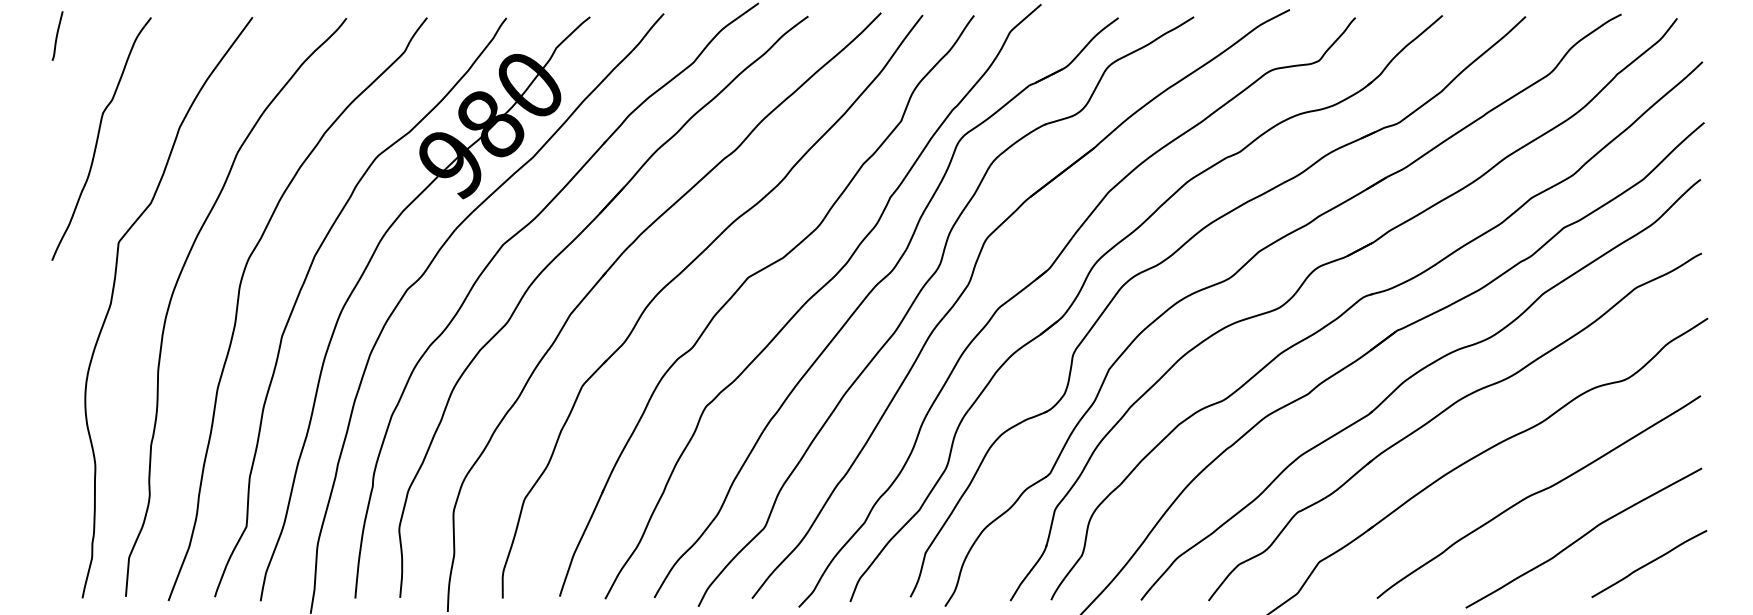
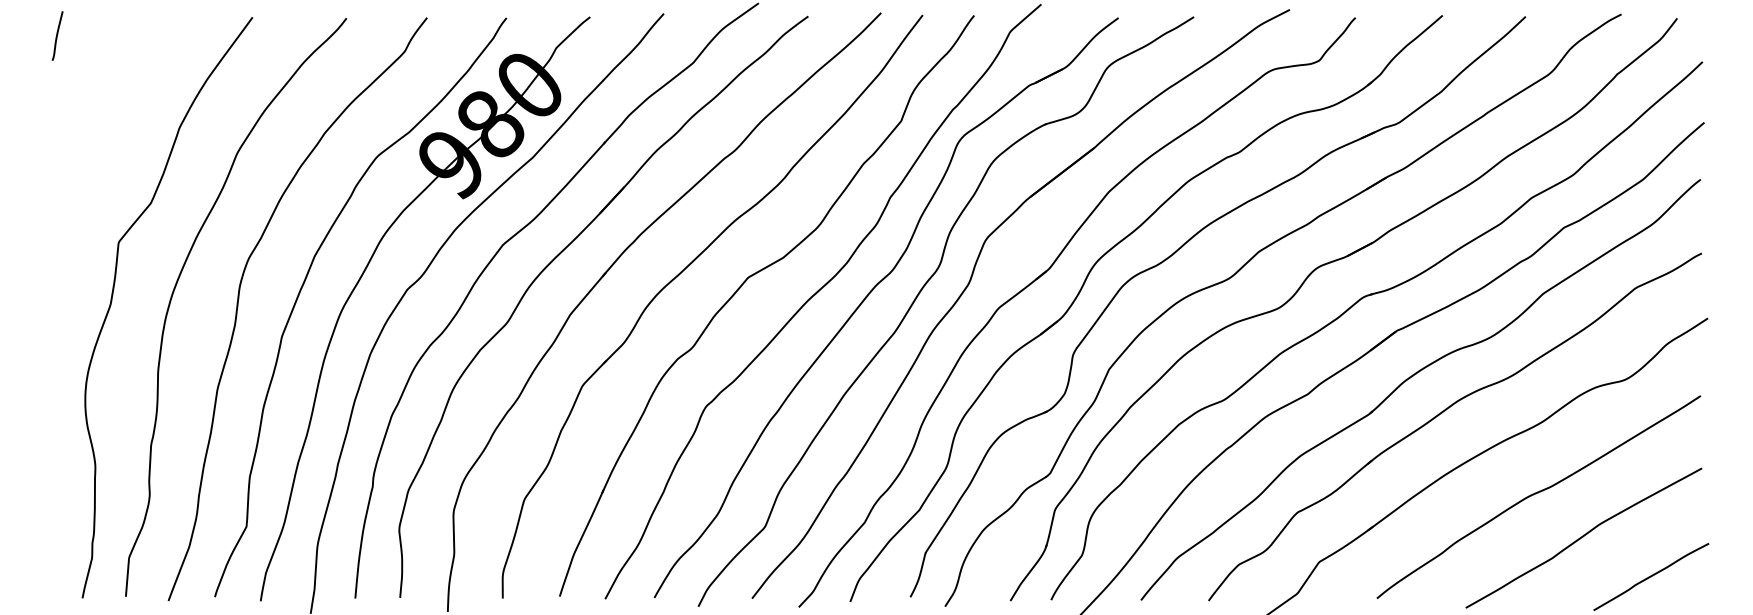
curve: present -> none (98, 138)
curve position: (1649, 563) -> (1651, 576) (1651, 576)
